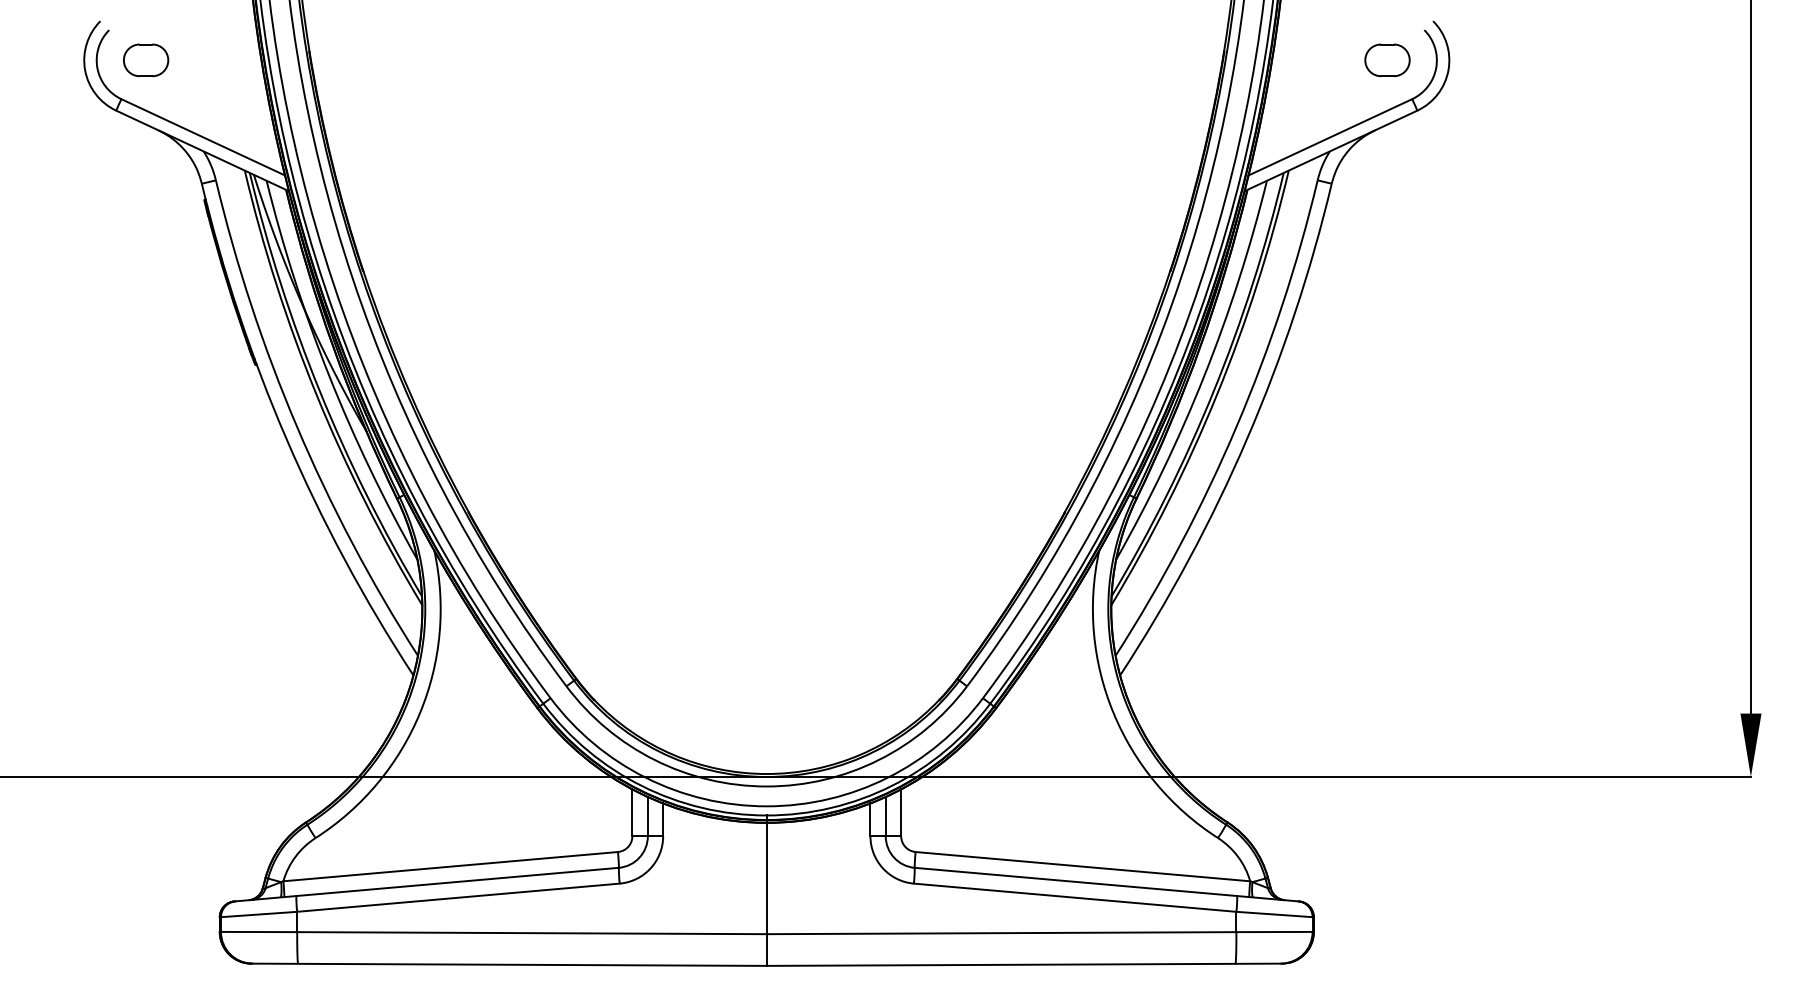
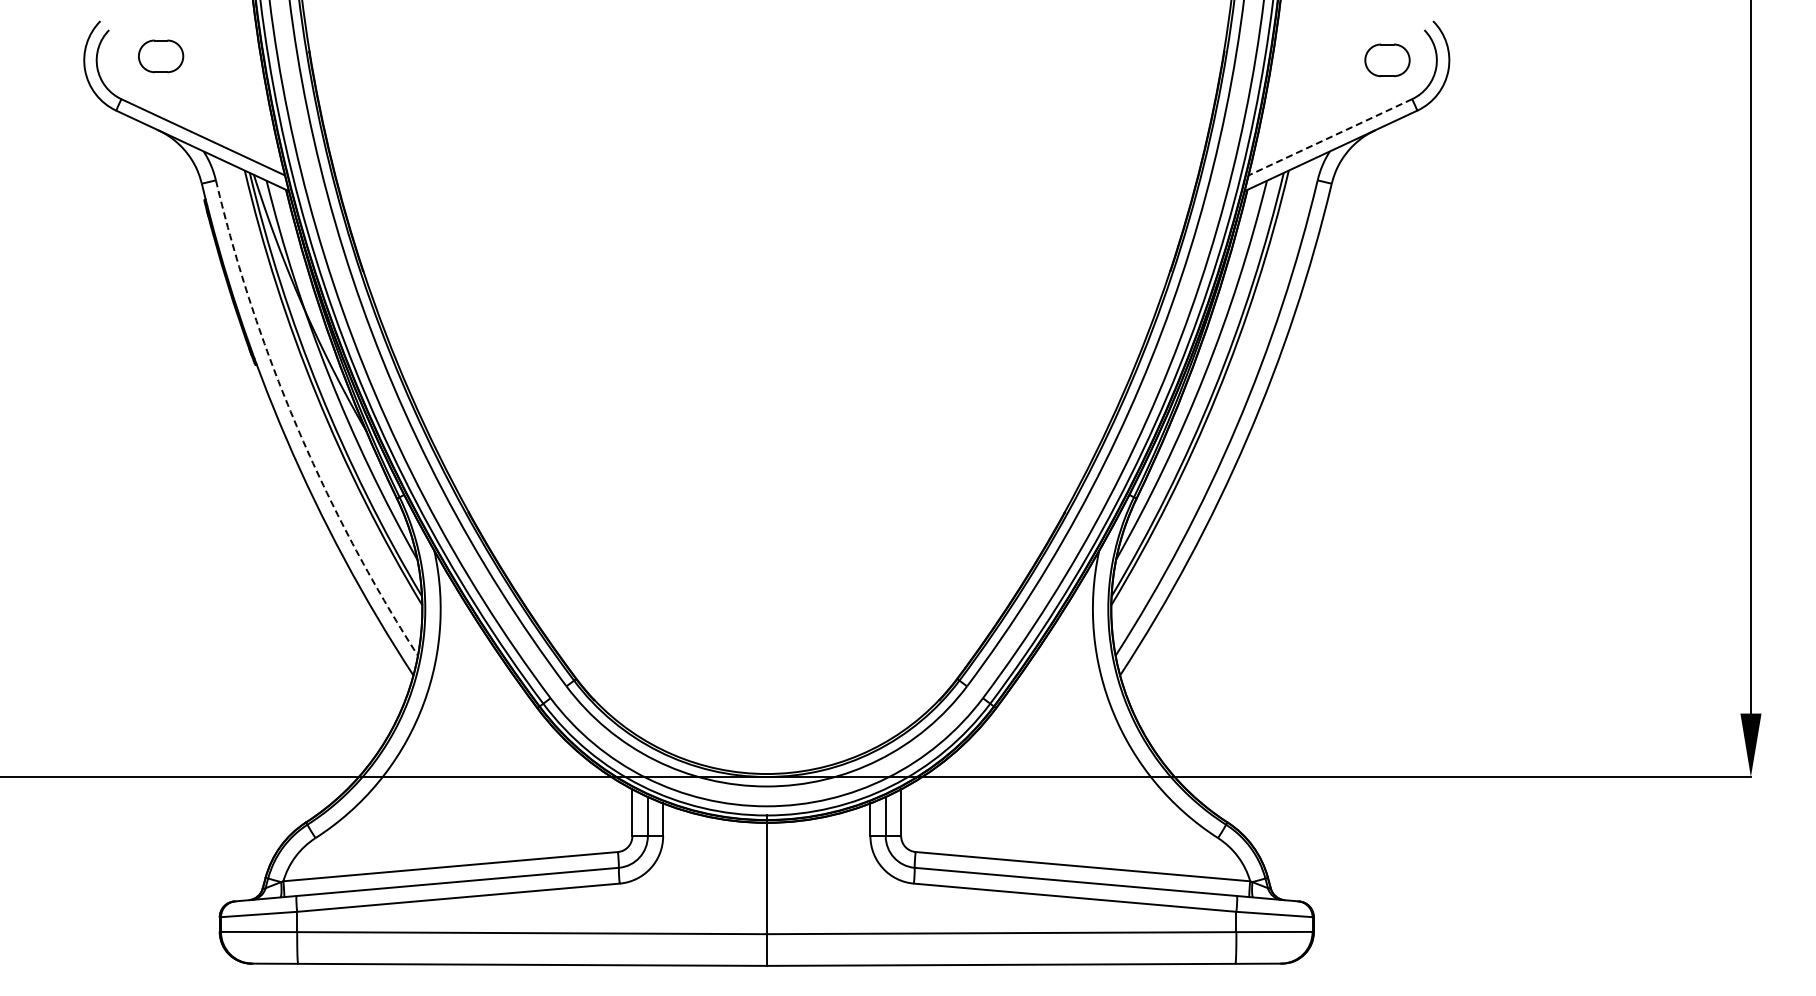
part position: (146, 60) -> (161, 56) (161, 56)
line: solid -> dashed (1329, 137)
arc: solid -> dashed (296, 426)
